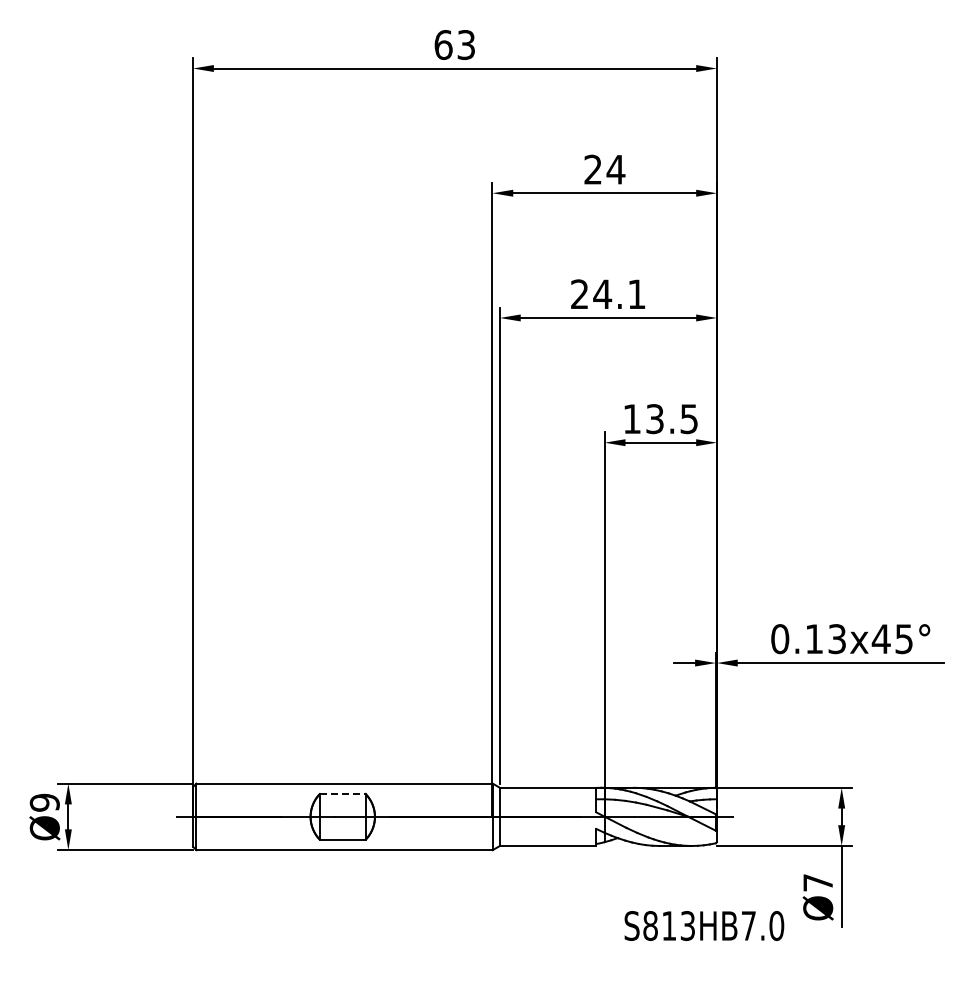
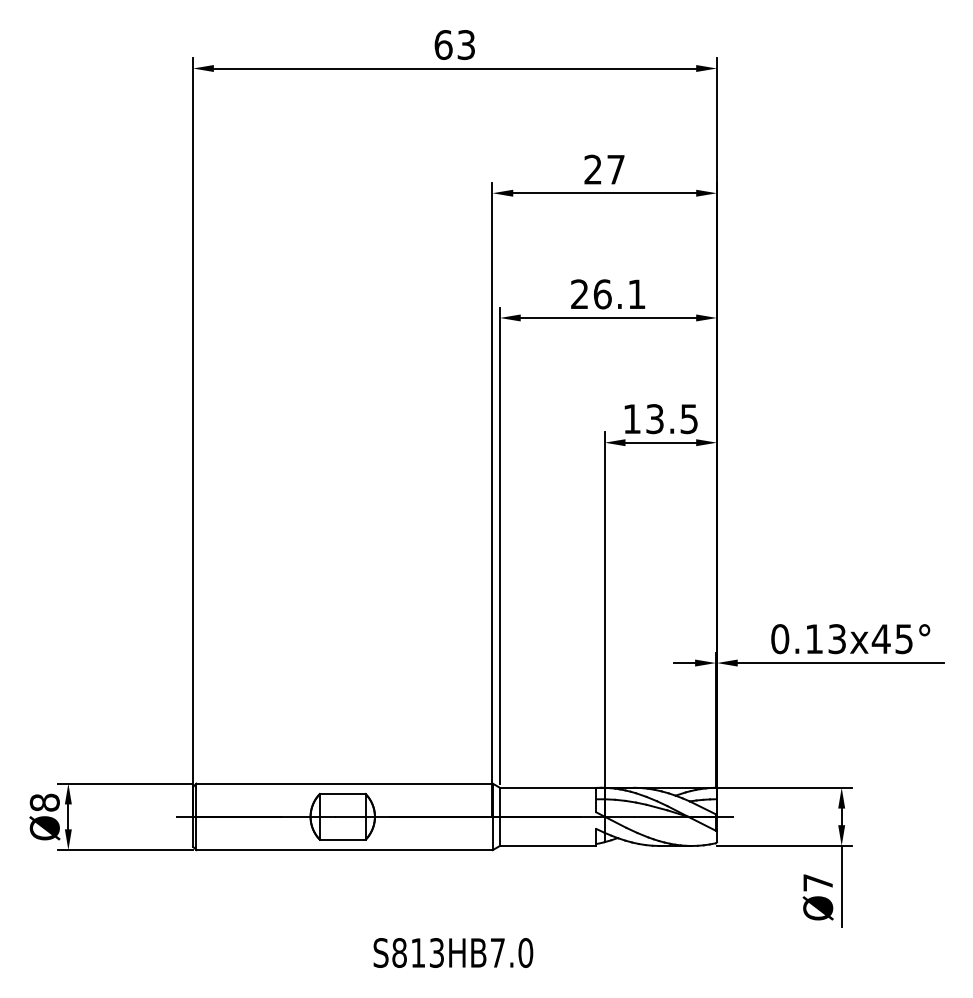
text: 24 -> 27 (615, 169)
text: 24.1 -> 26.1 (602, 294)
line: dashed -> solid (342, 793)
text: Ø9 -> Ø8 (44, 802)
text position: (704, 925) -> (453, 952) (453, 952)
